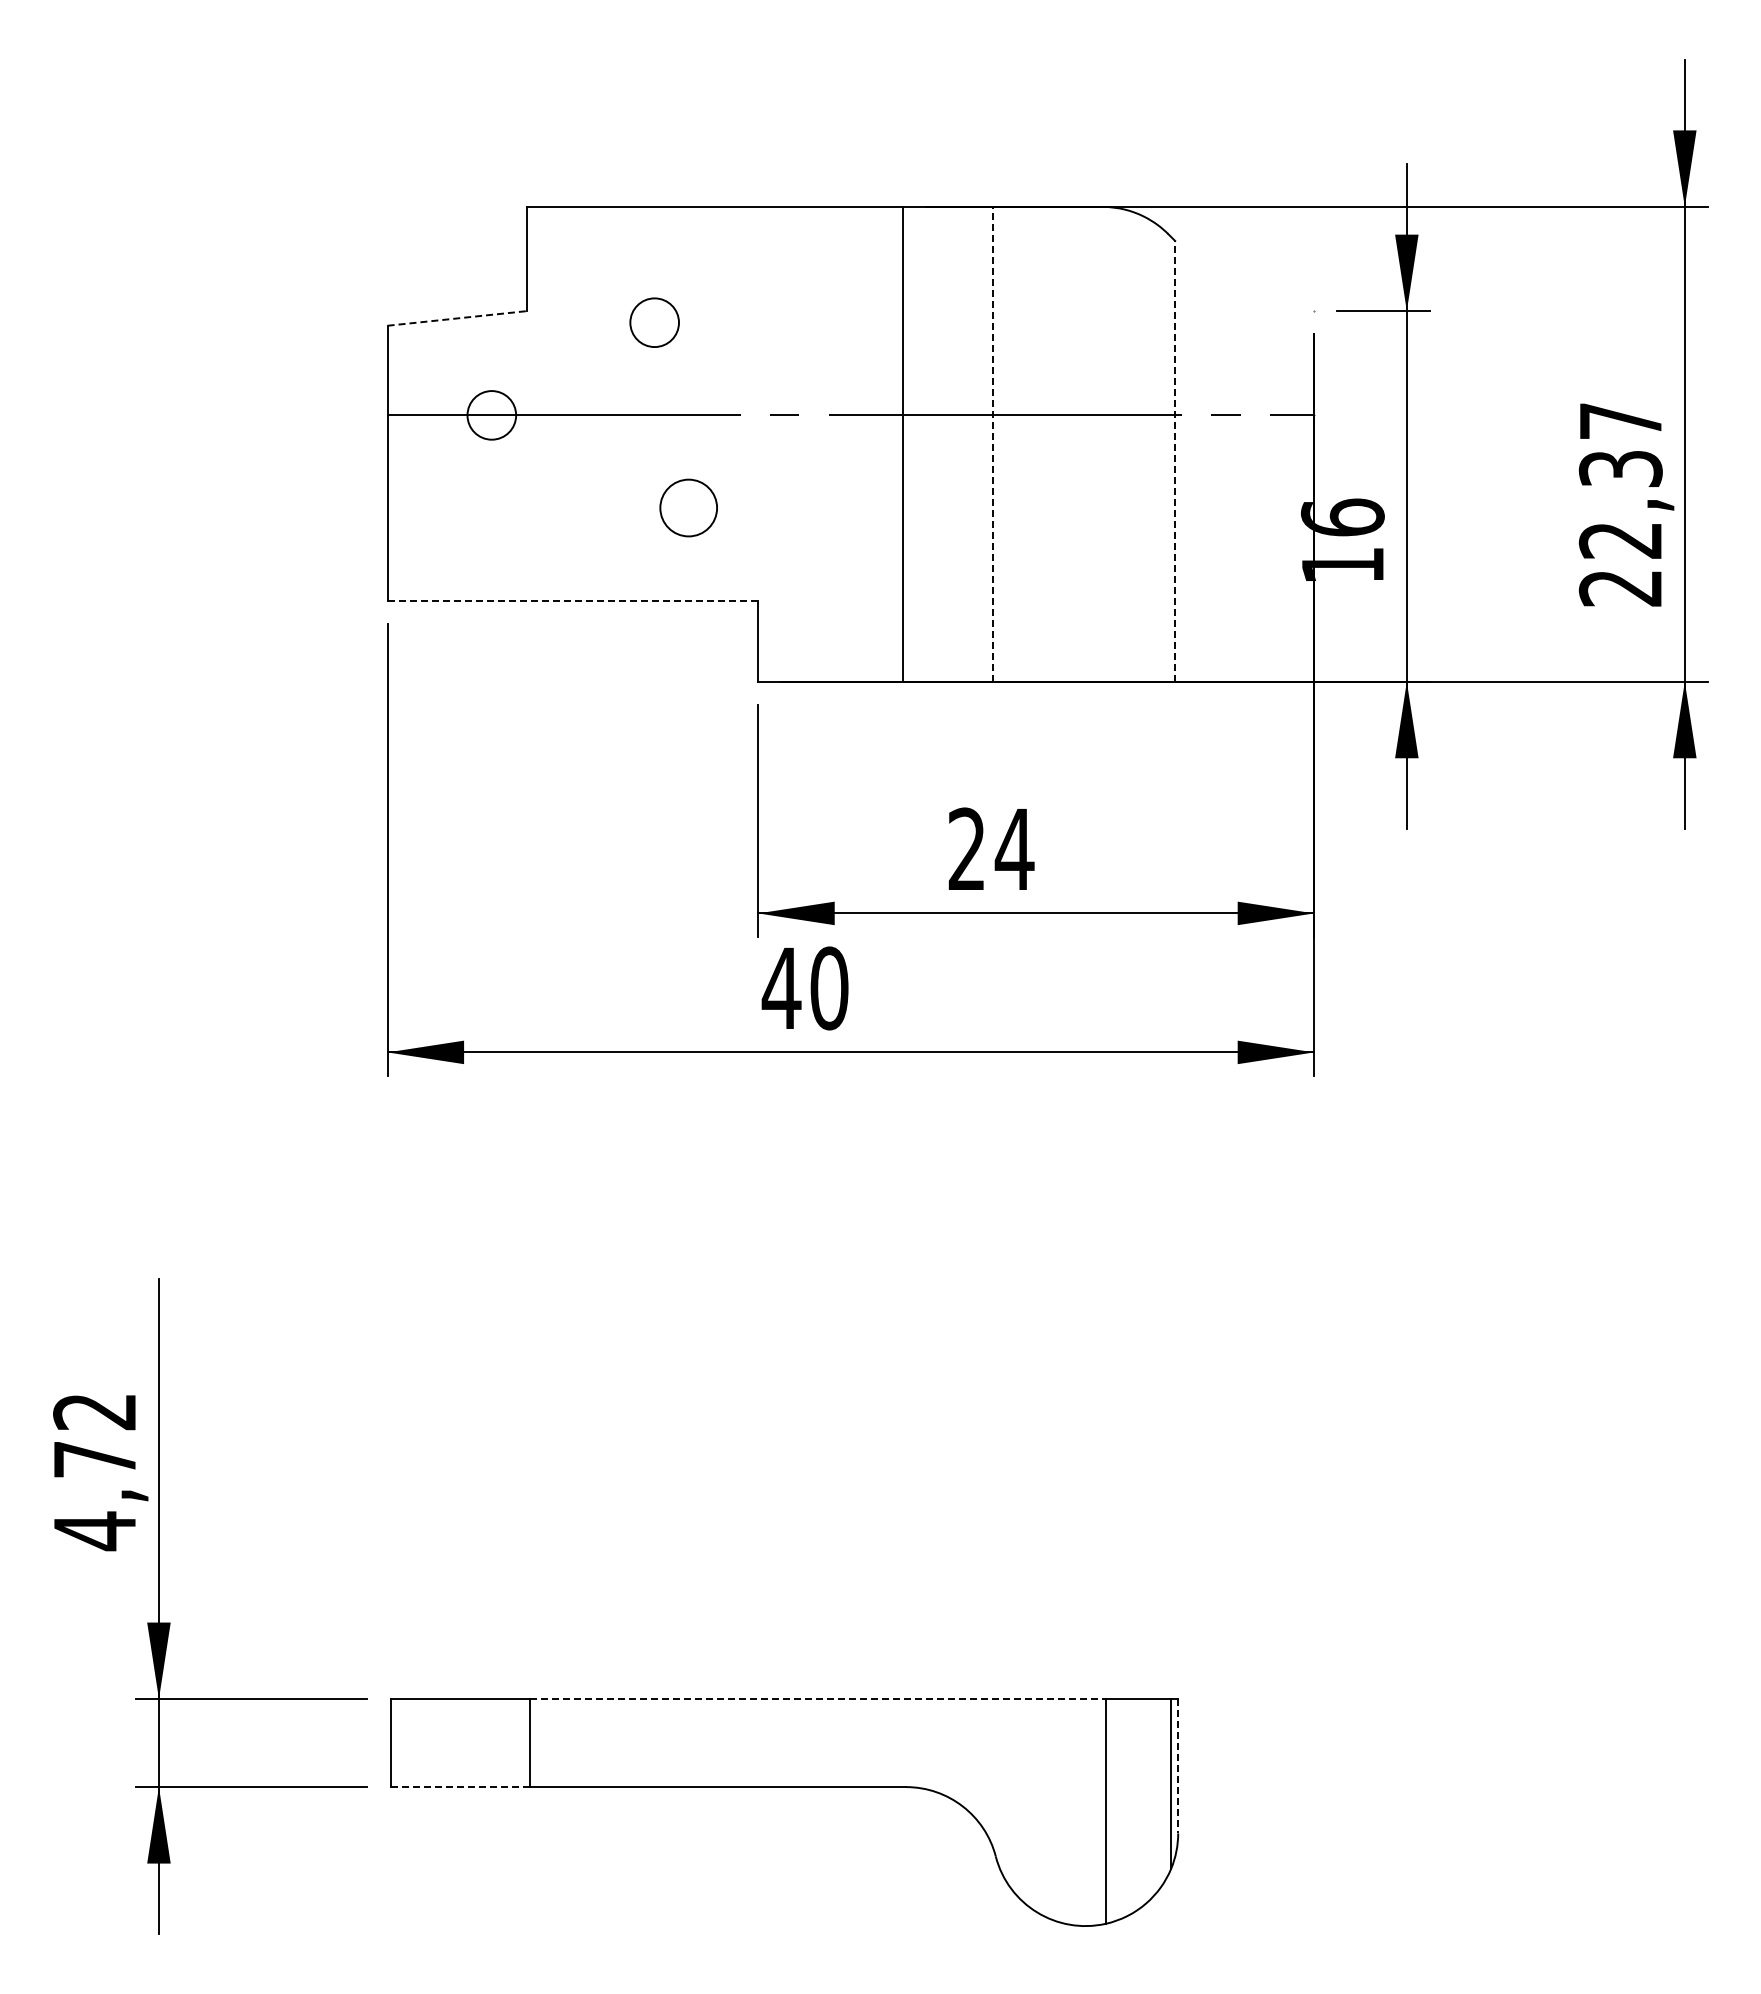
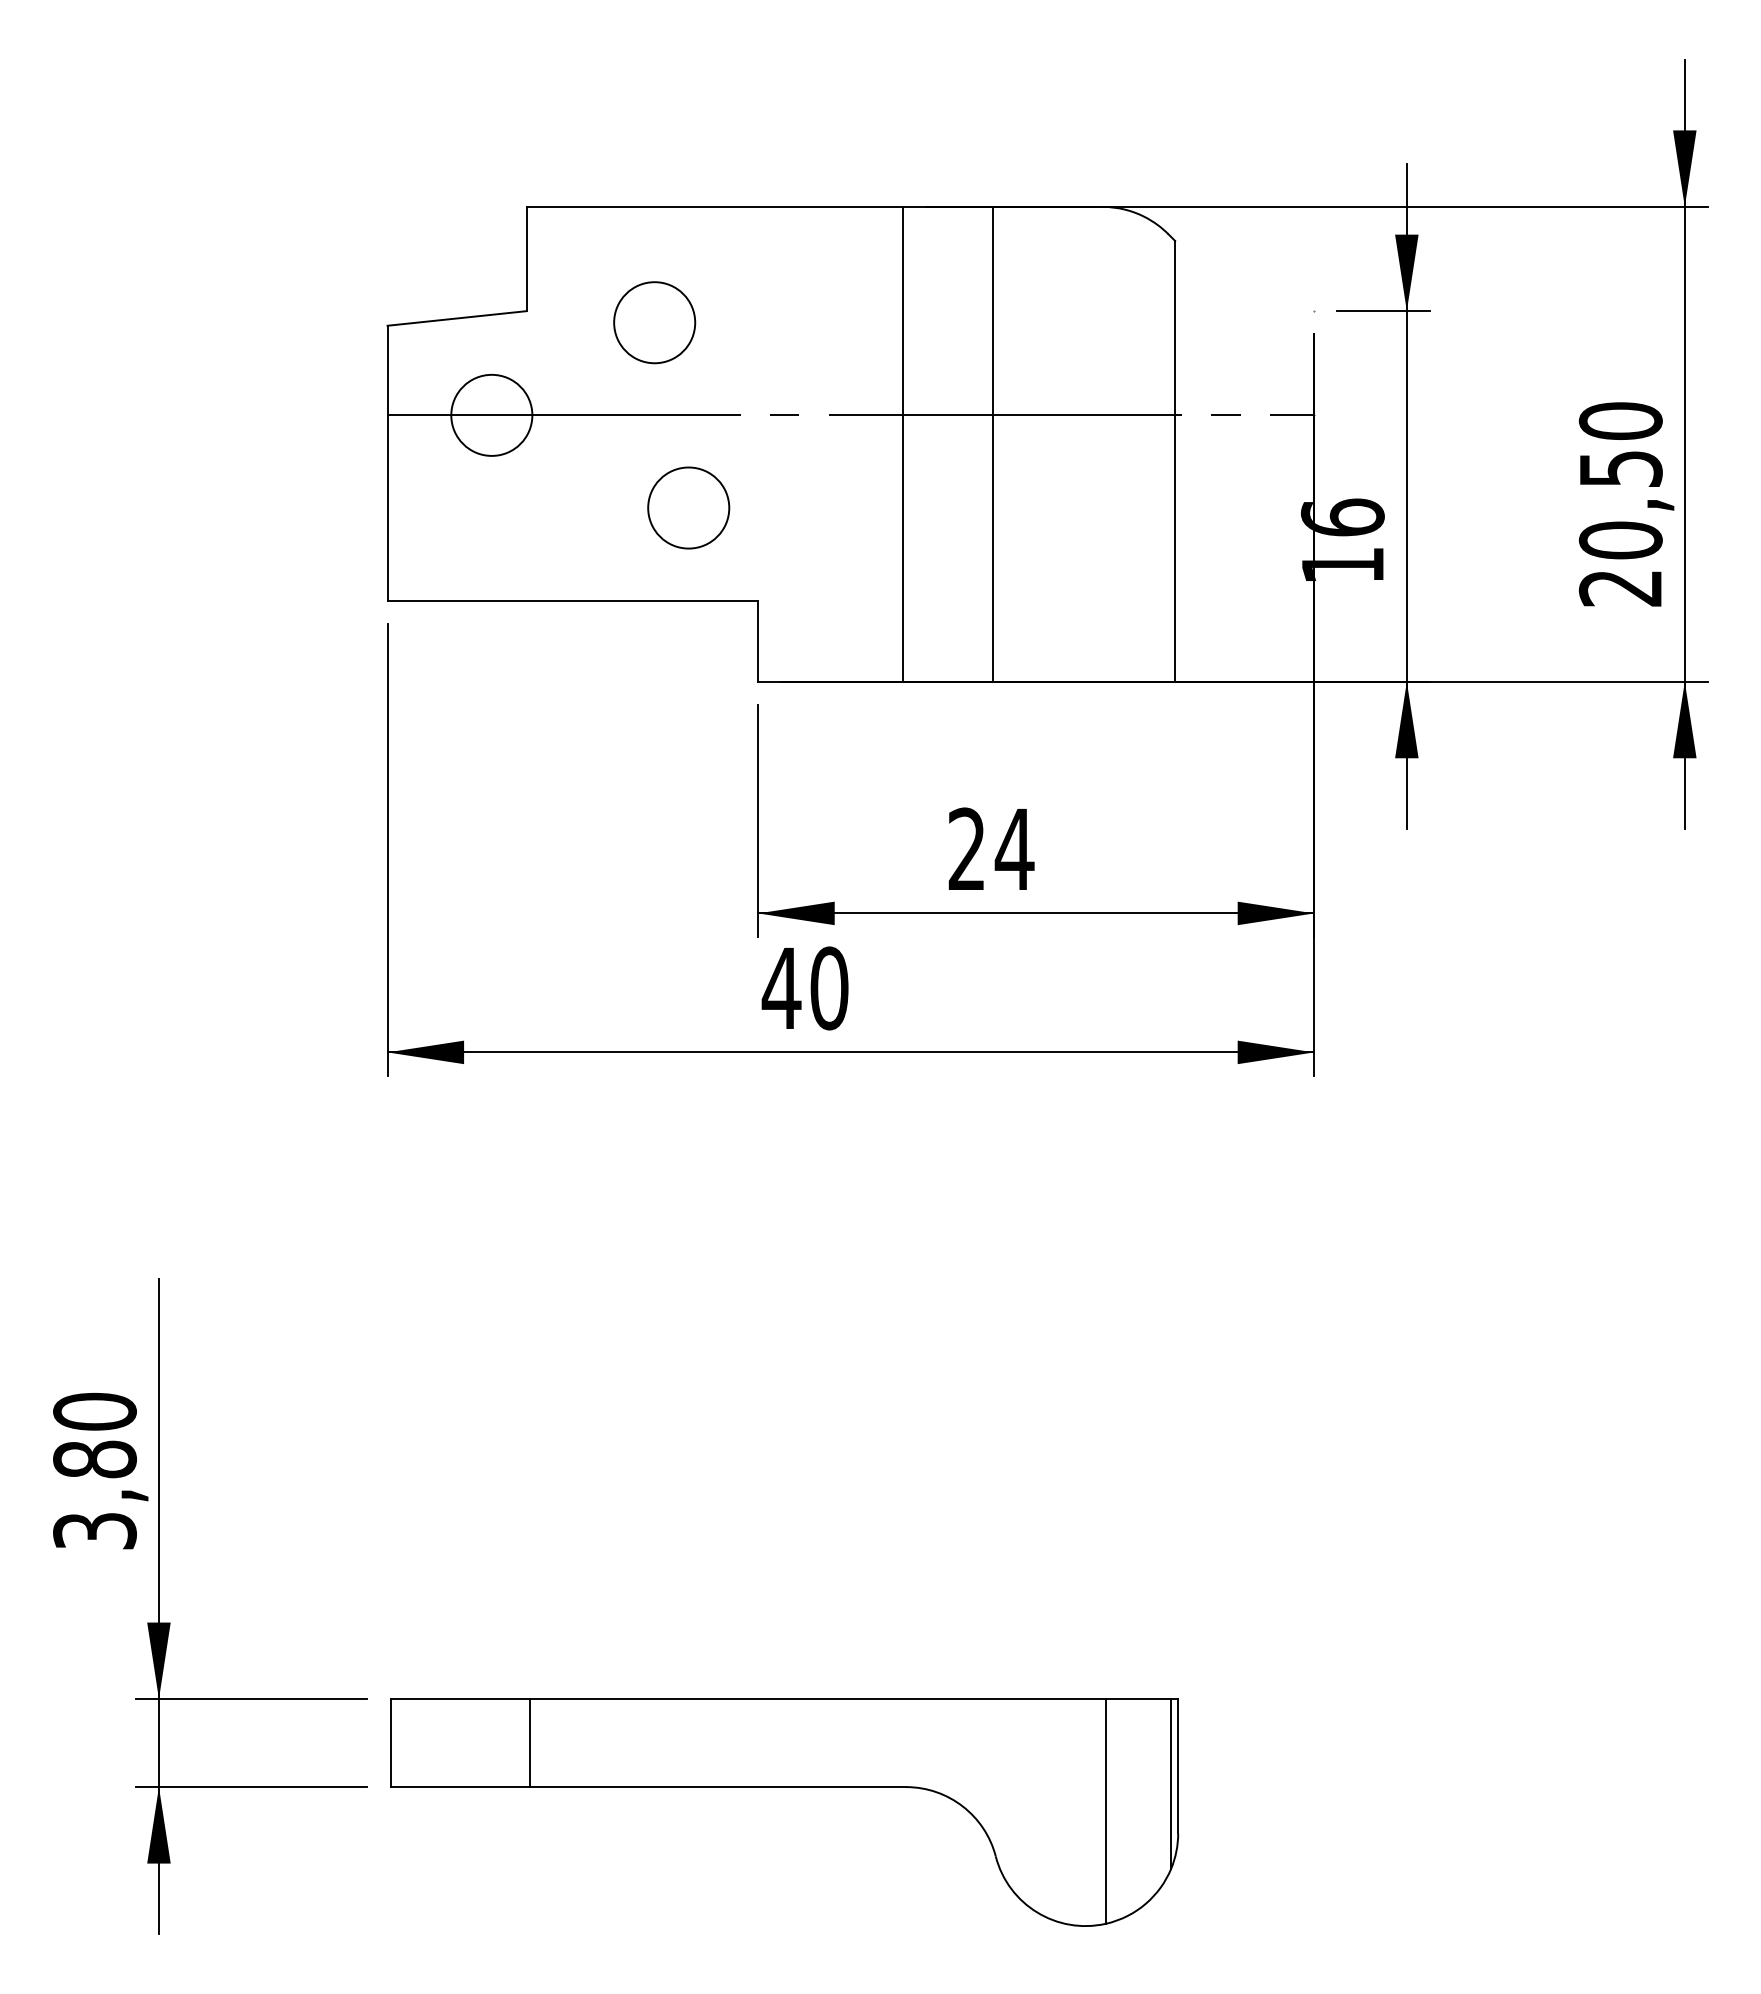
line: dashed -> solid (457, 318)
circle diameter: 49 px -> 81 px (654, 322)
circle diameter: 49 px -> 81 px (491, 414)
line: dashed -> solid (992, 443)
line: dashed -> solid (1175, 460)
text: 22,37 -> 20,50 (1620, 480)
circle diameter: 57 px -> 81 px (688, 507)
line: dashed -> solid (572, 600)
text: 4,72 -> 3,80 (94, 1471)
line: dashed -> solid (818, 1699)
line: dashed -> solid (1178, 1766)
line: dashed -> solid (460, 1787)
